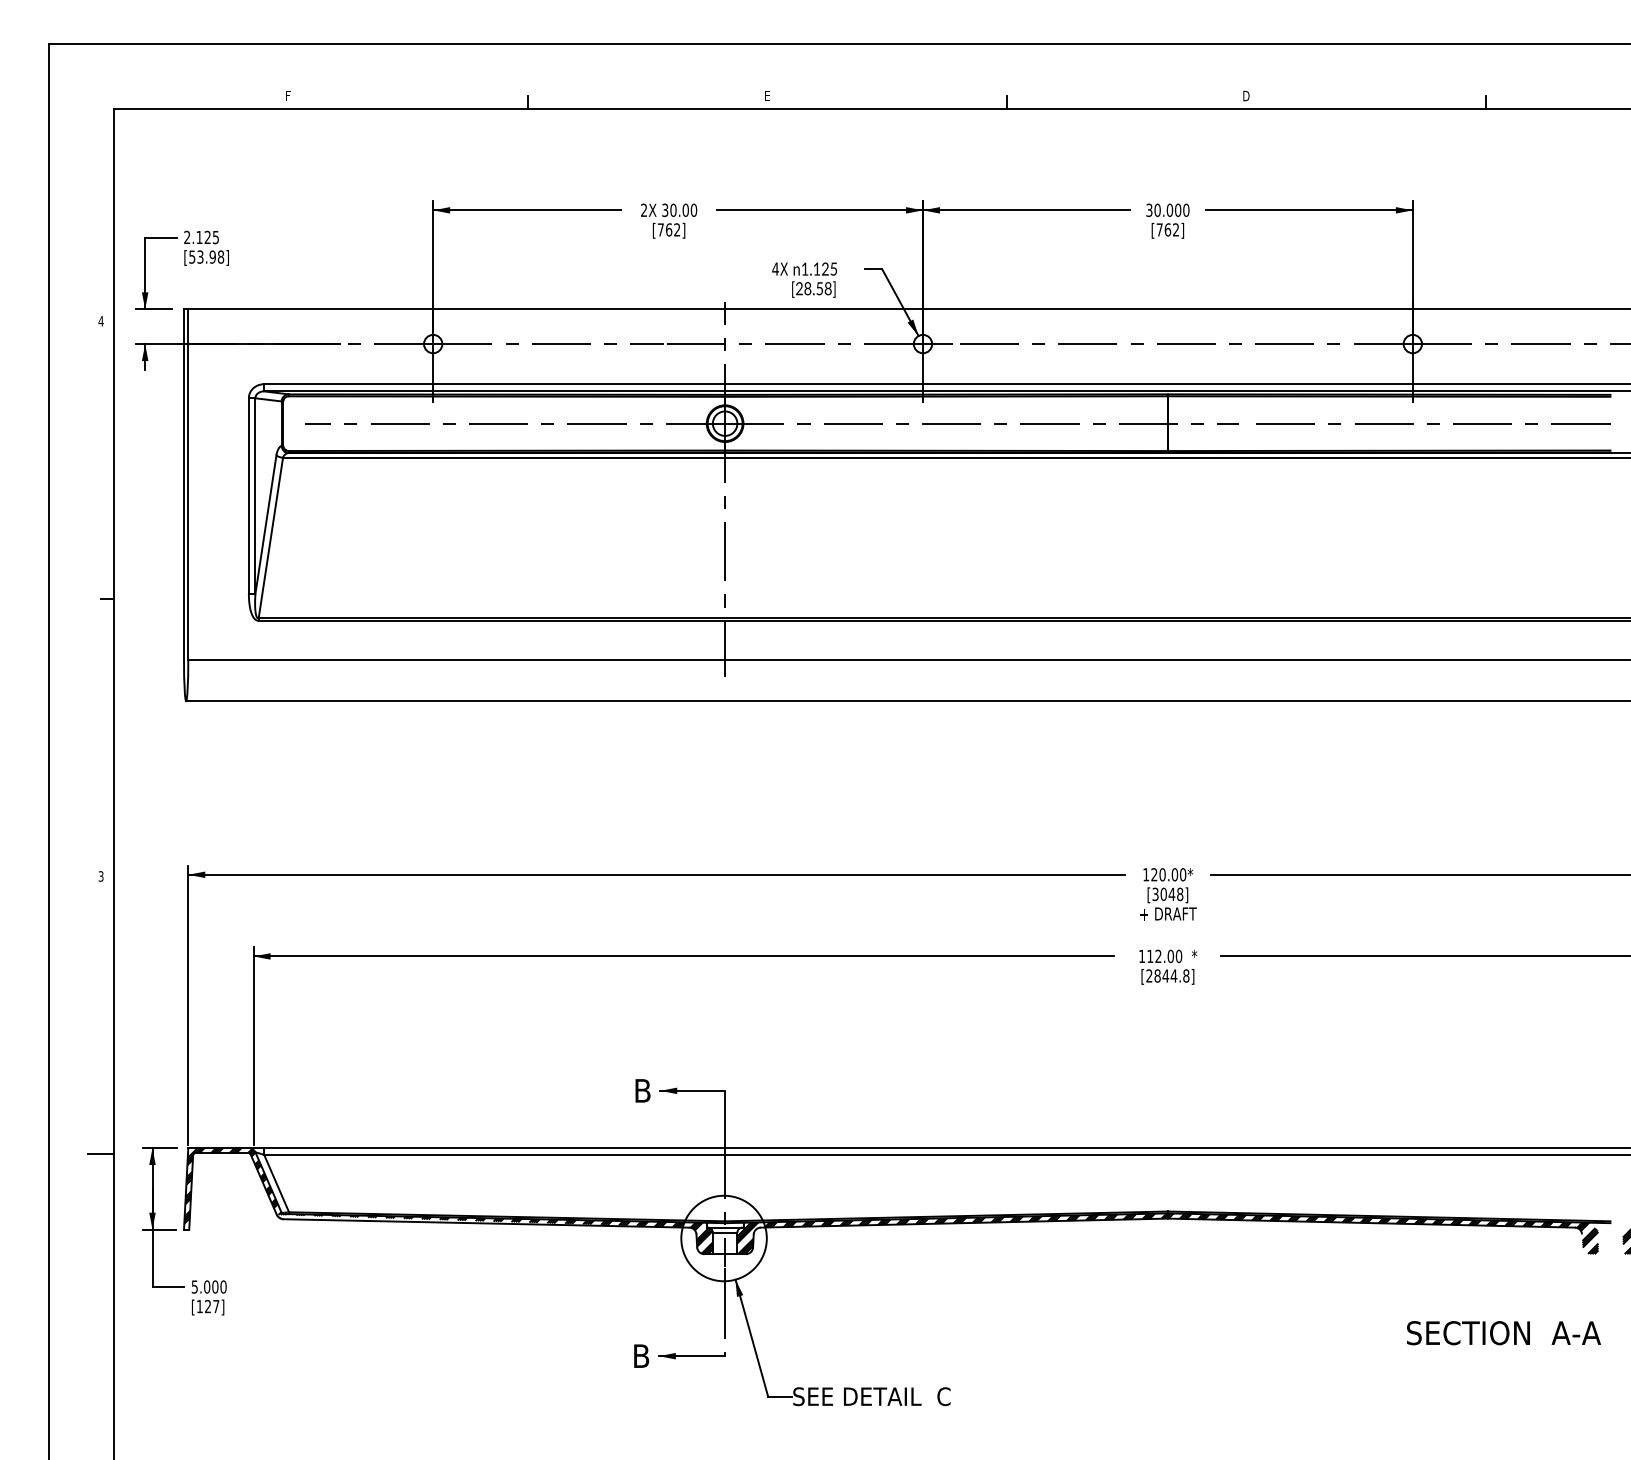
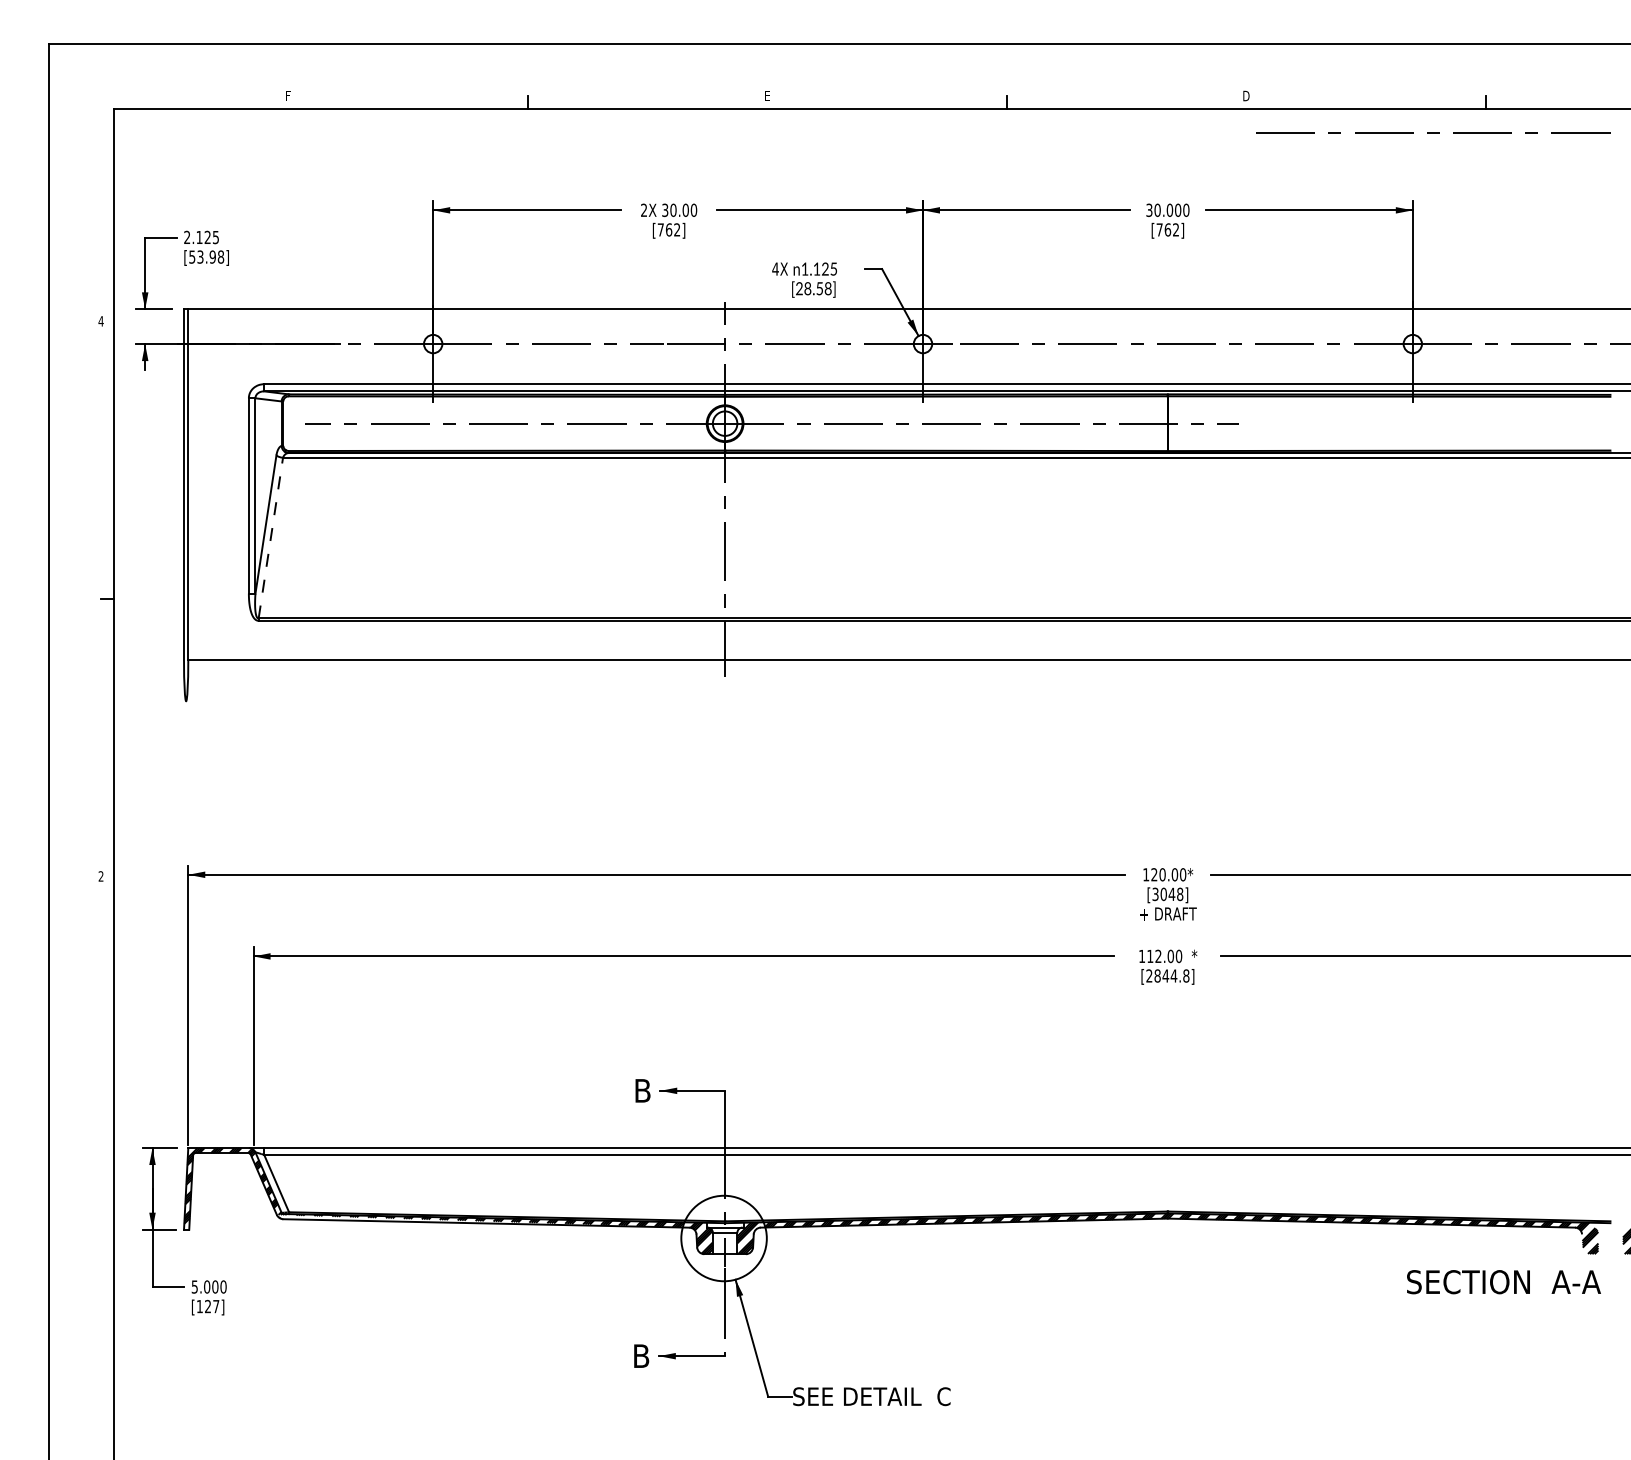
line position: (1433, 423) -> (1433, 132) (1433, 132)
line: solid -> dashed (270, 537)
line: present -> none (906, 701)
text: 3 -> 2 (100, 876)
line: present -> none (101, 1154)
text position: (1503, 1333) -> (1503, 1282) (1503, 1282)
